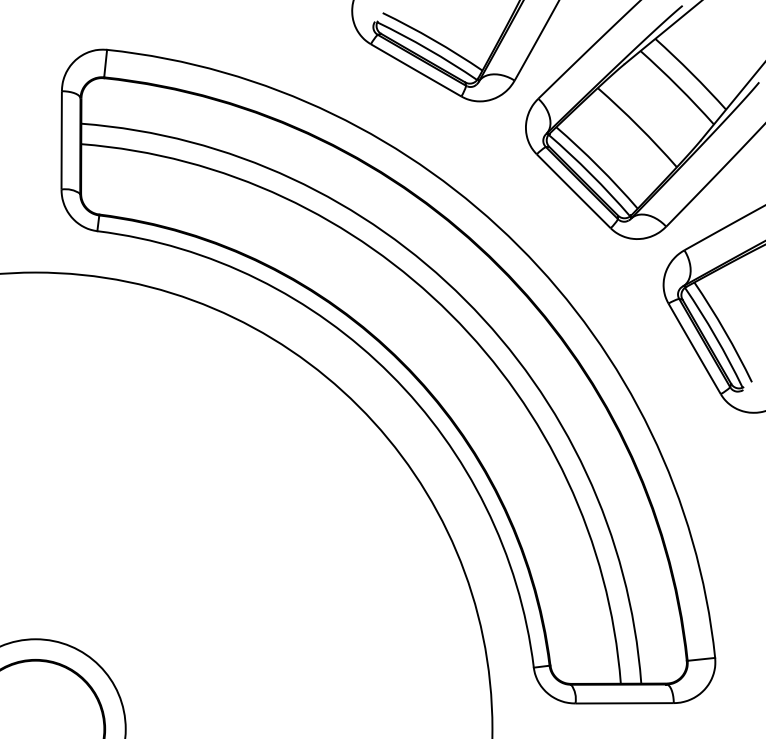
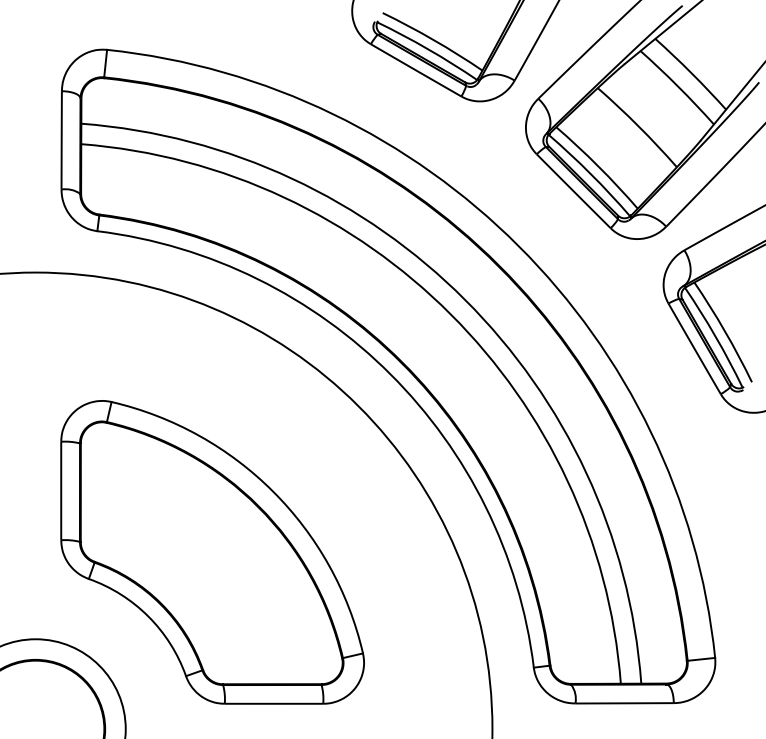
part: none -> present (212, 552)
